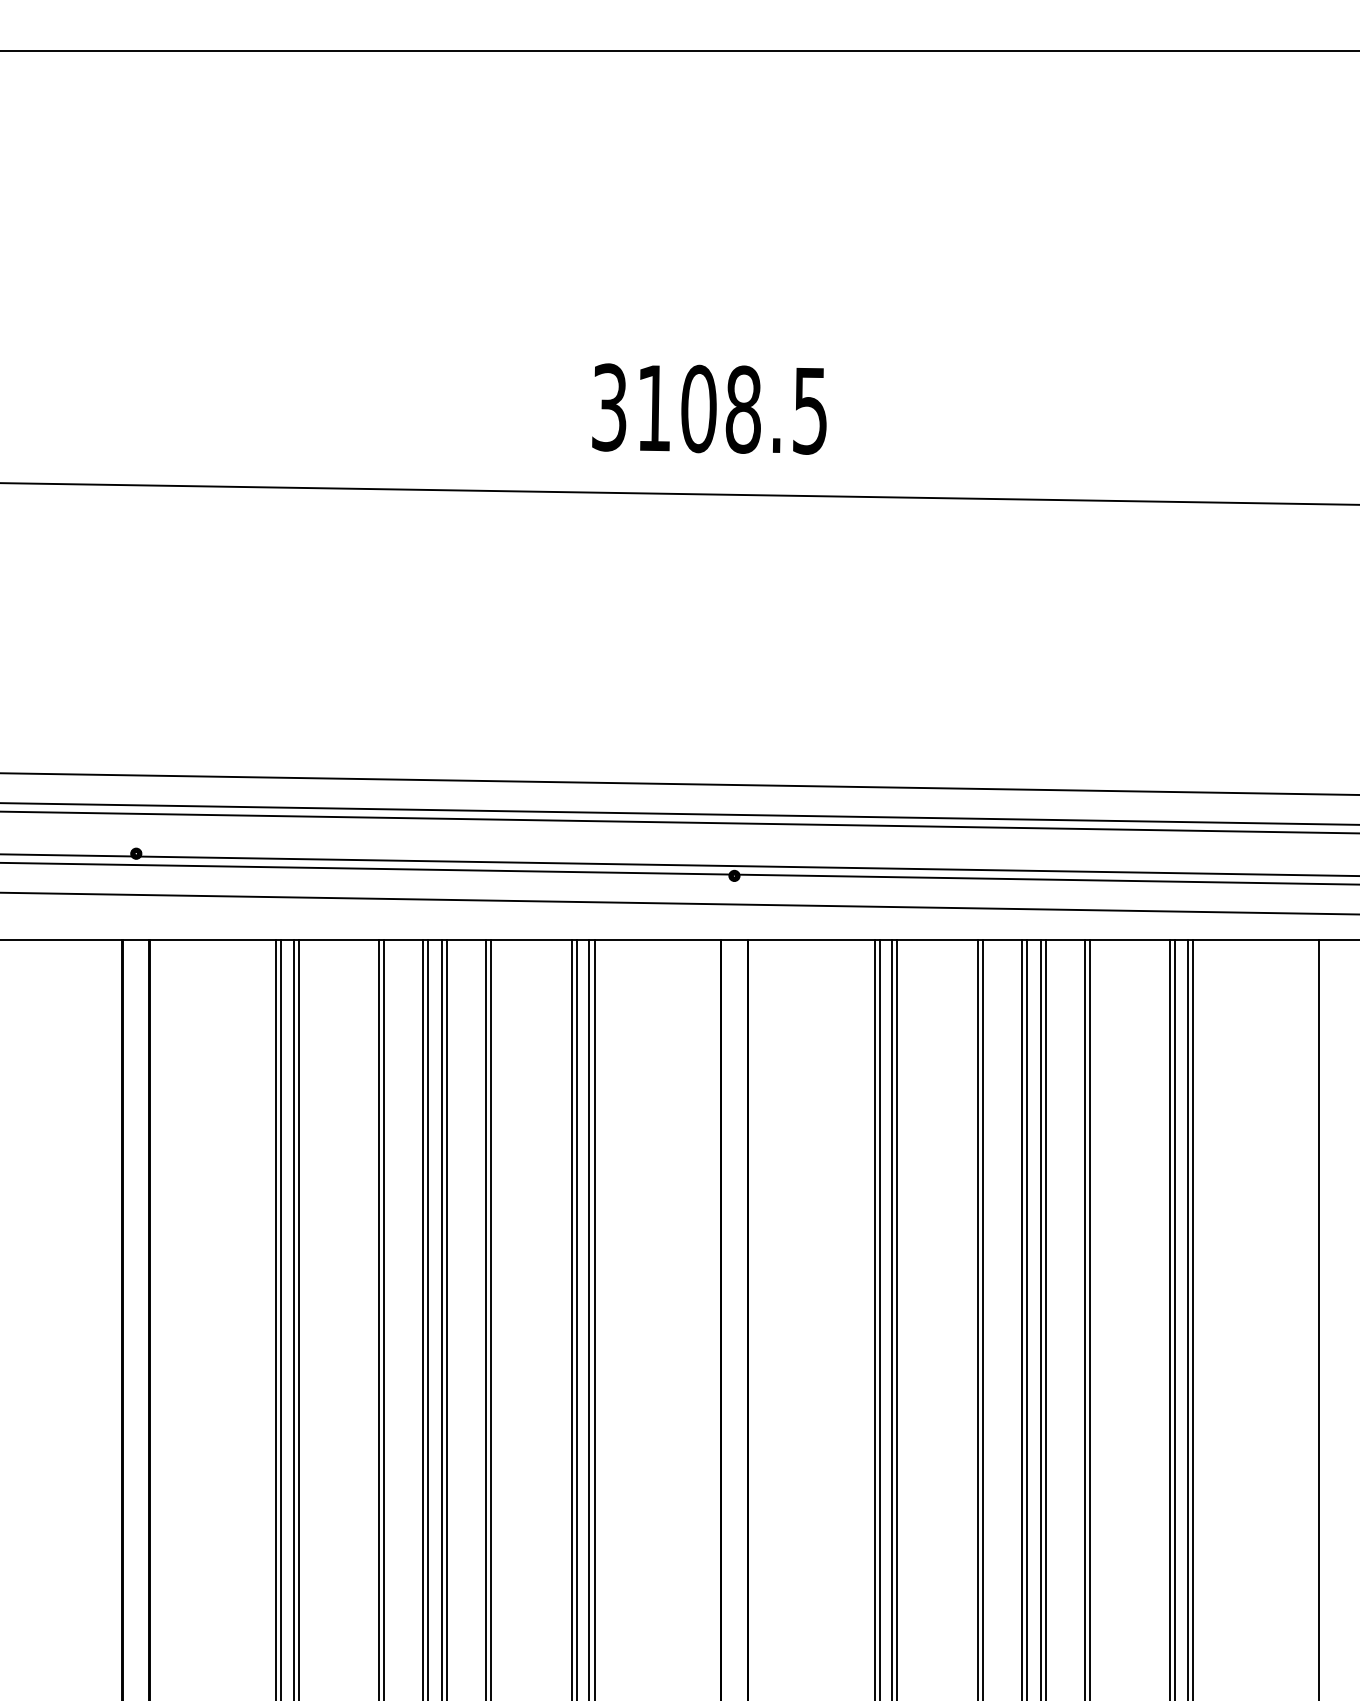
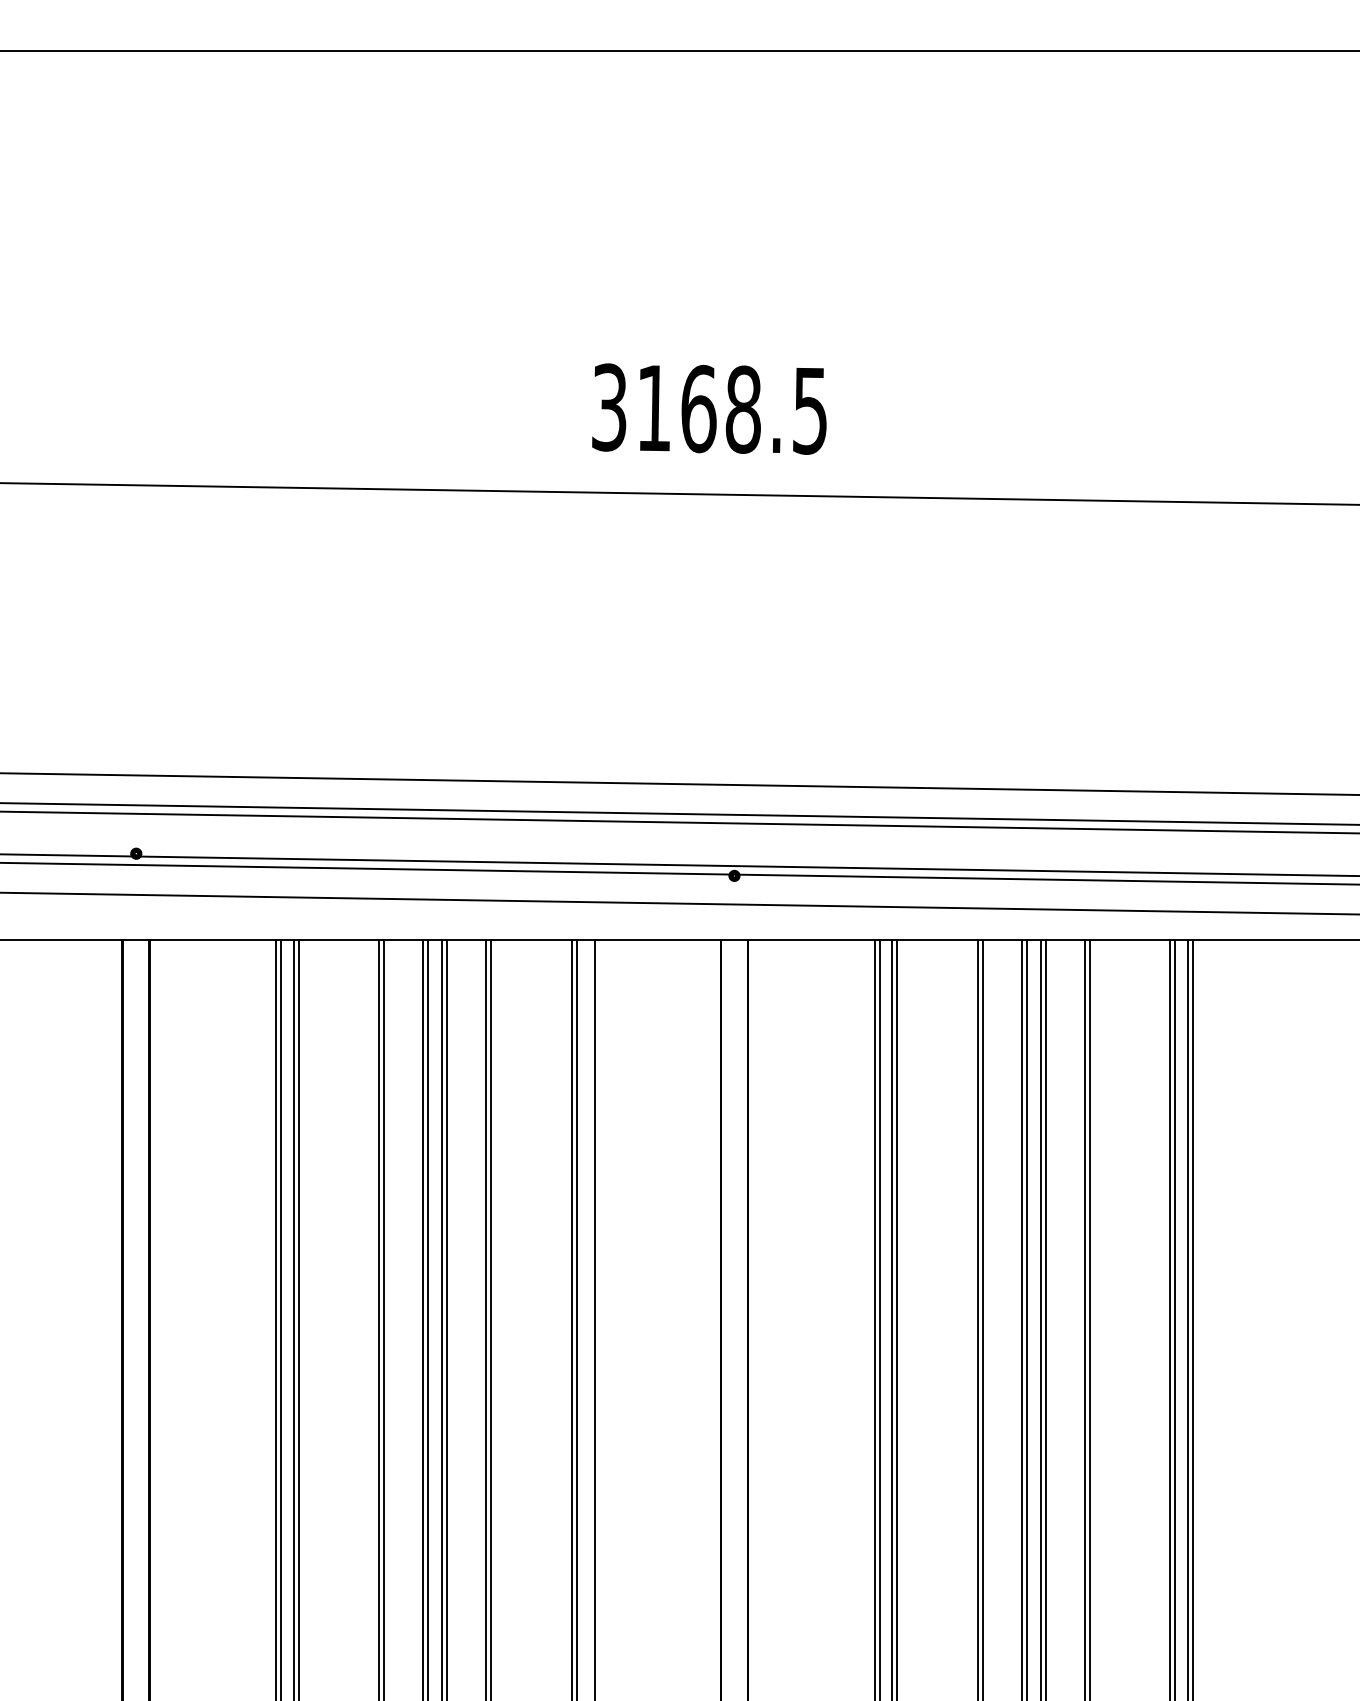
text: 3108.5 -> 3168.5 (698, 408)
line: present -> none (589, 1318)
line: present -> none (1319, 1318)
